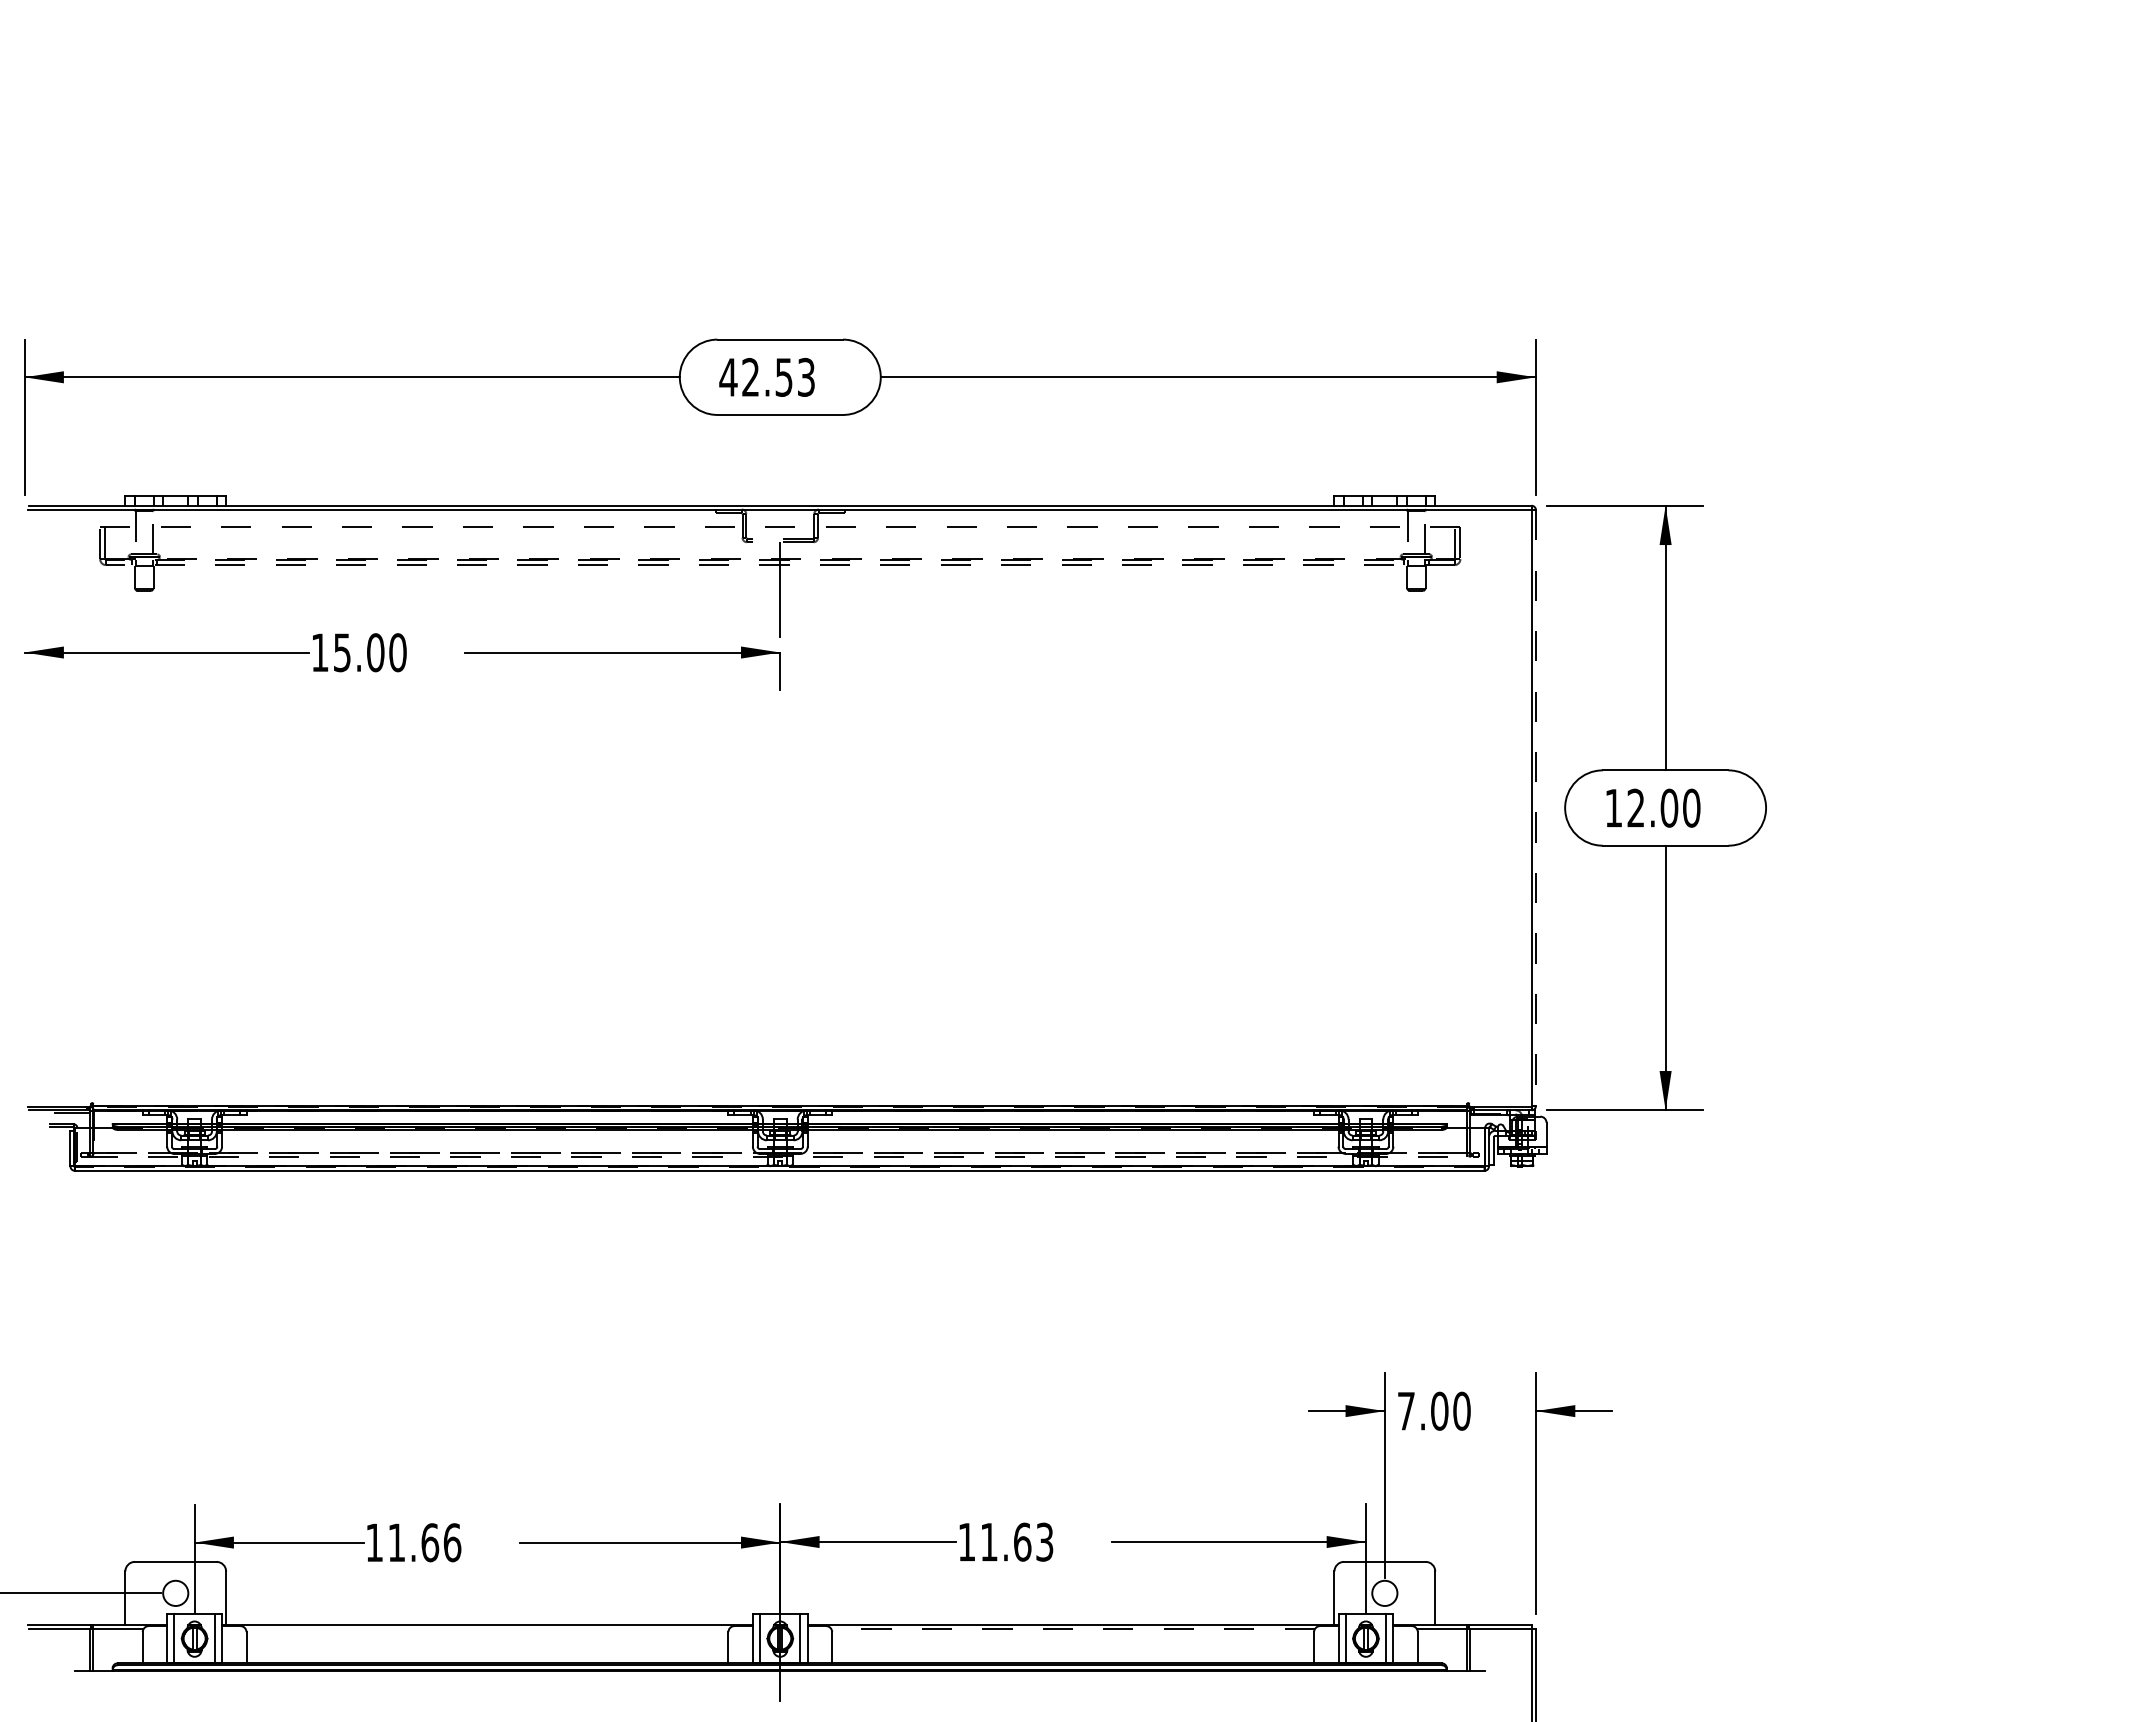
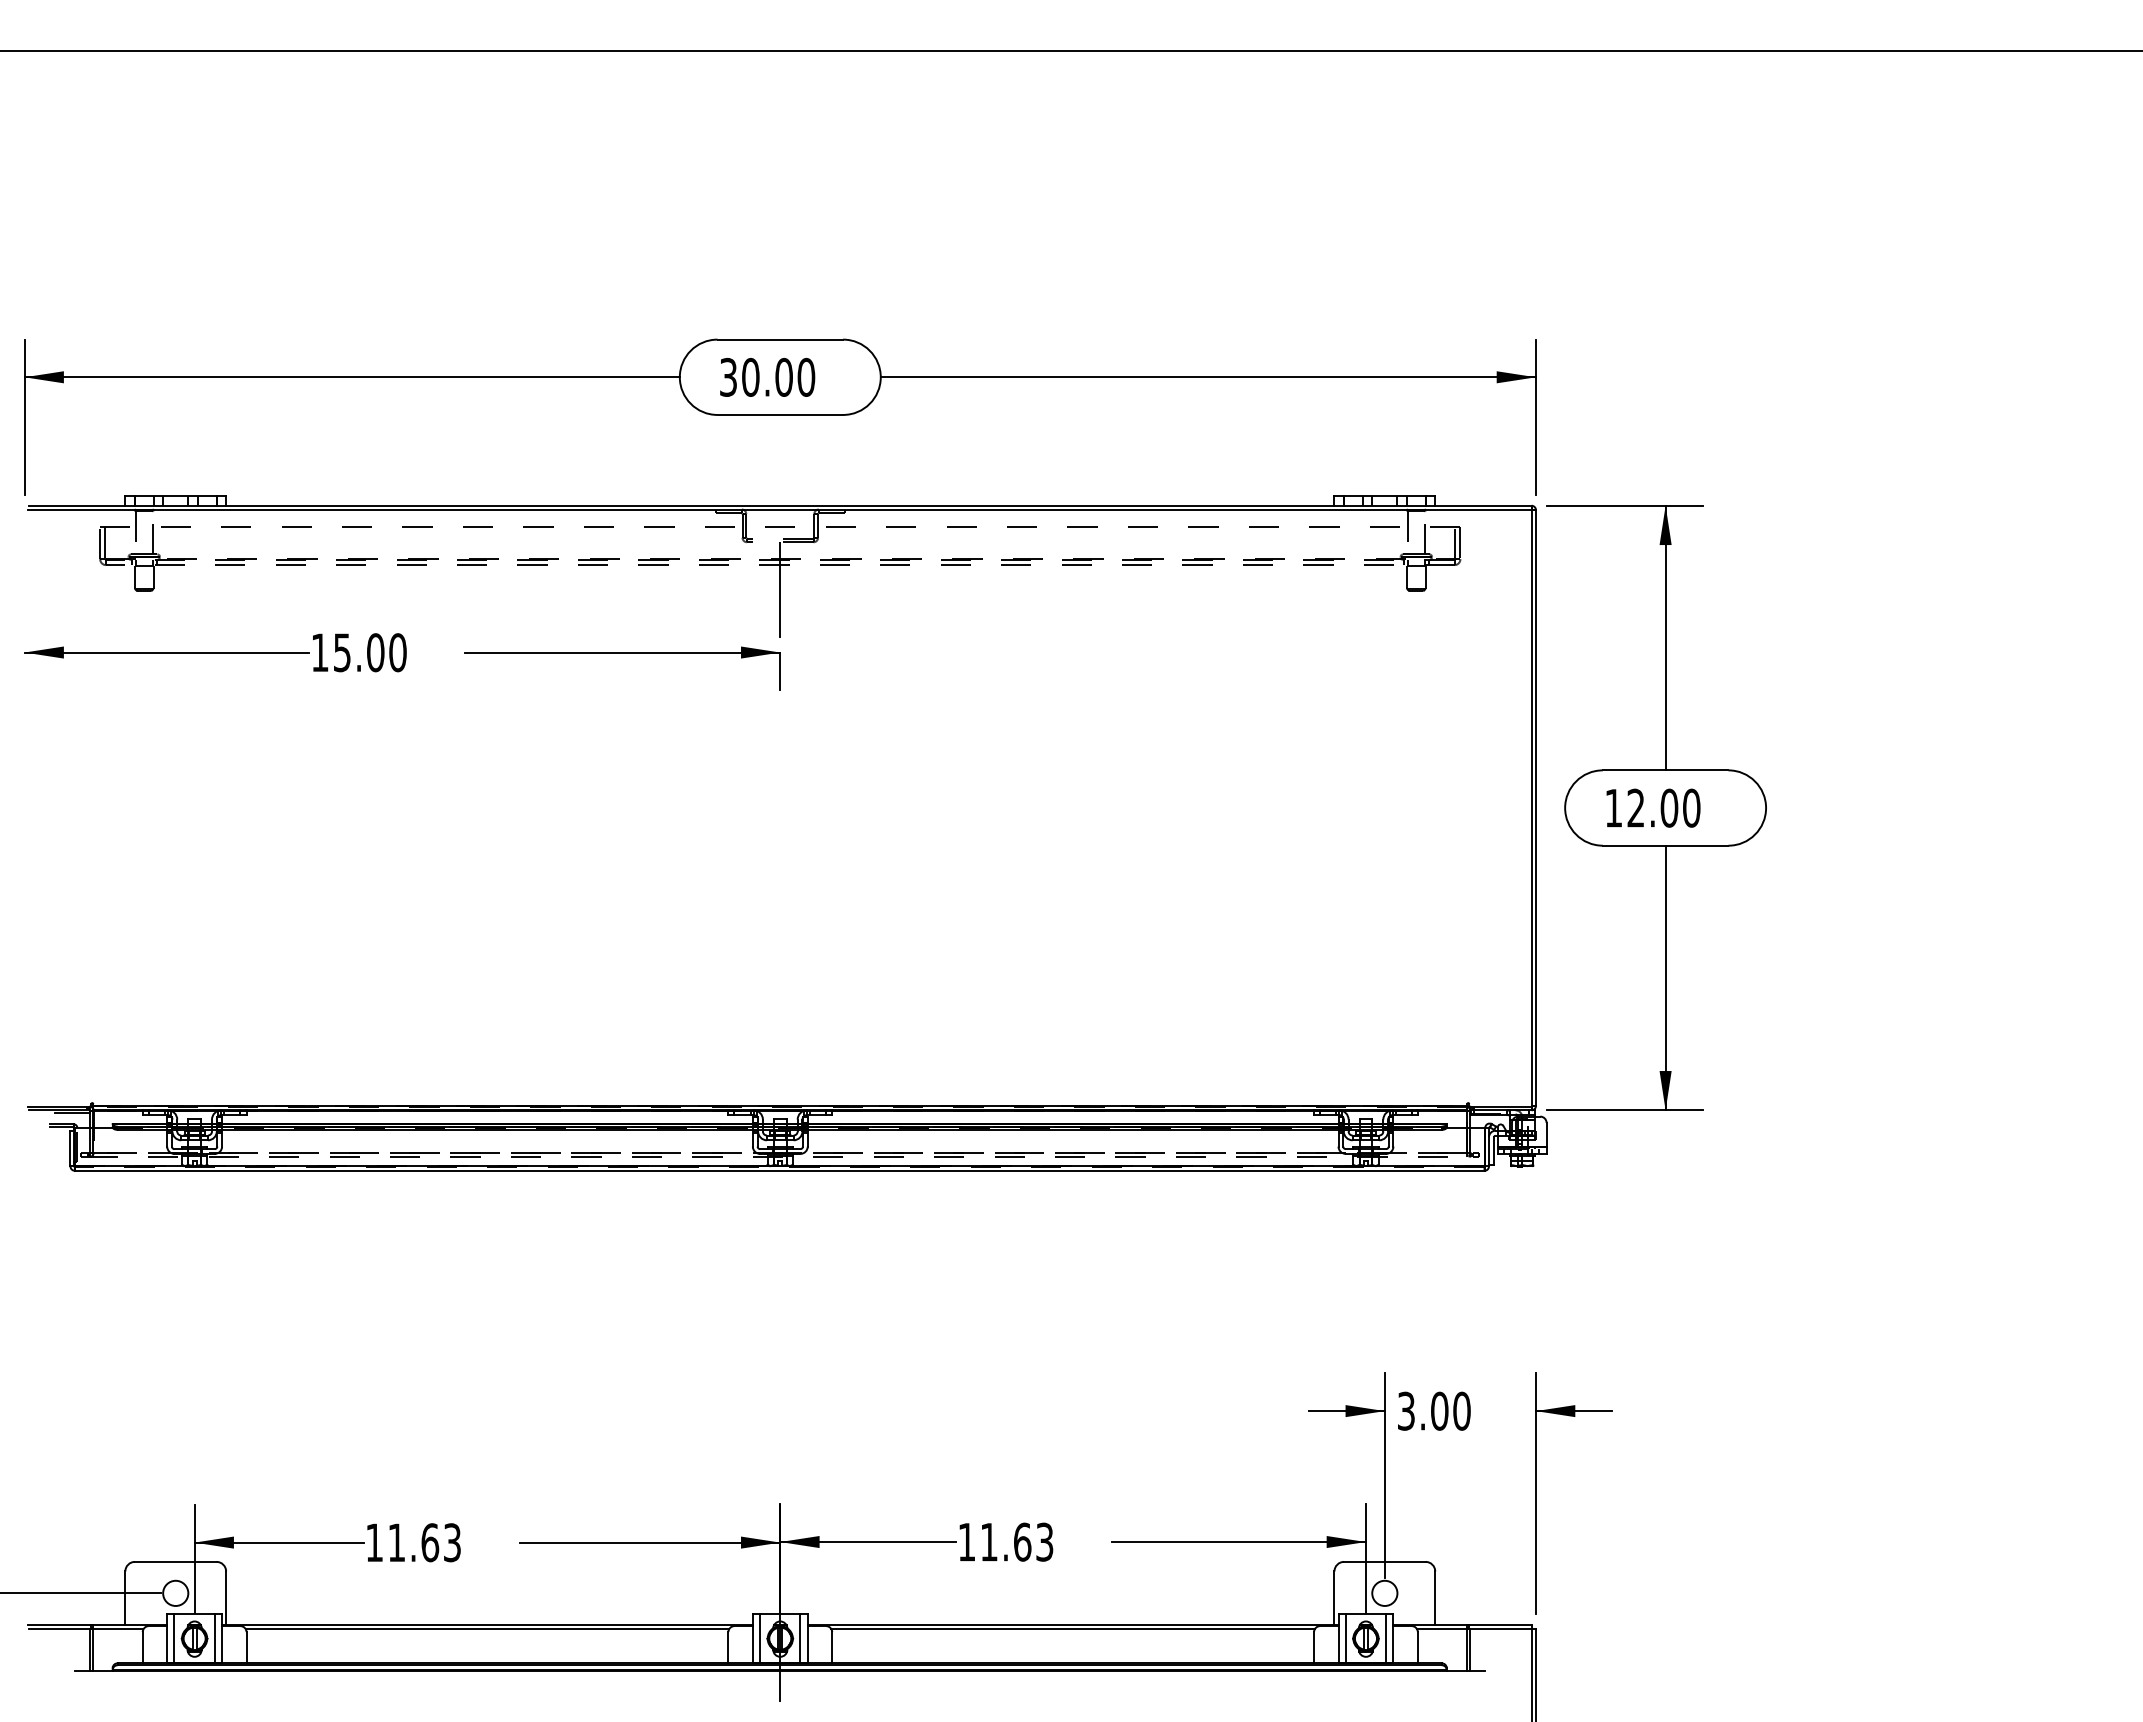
line: none -> present (1070, 51)
text: 42.53 -> 30.00 (767, 376)
line: dashed -> solid (1536, 808)
text: 7.00 -> 3.00 (1406, 1410)
text: 11.66 -> 11.63 (452, 1542)
line: none -> present (487, 1629)
line: dashed -> solid (1073, 1629)
